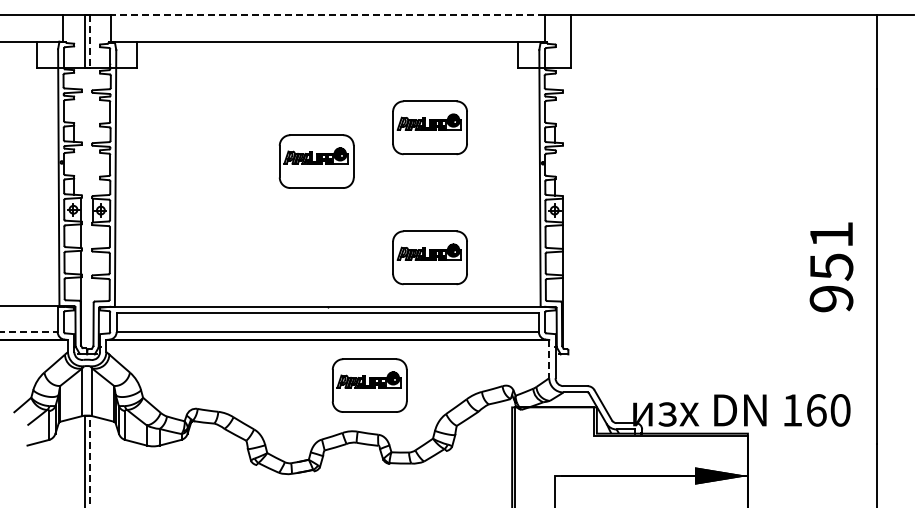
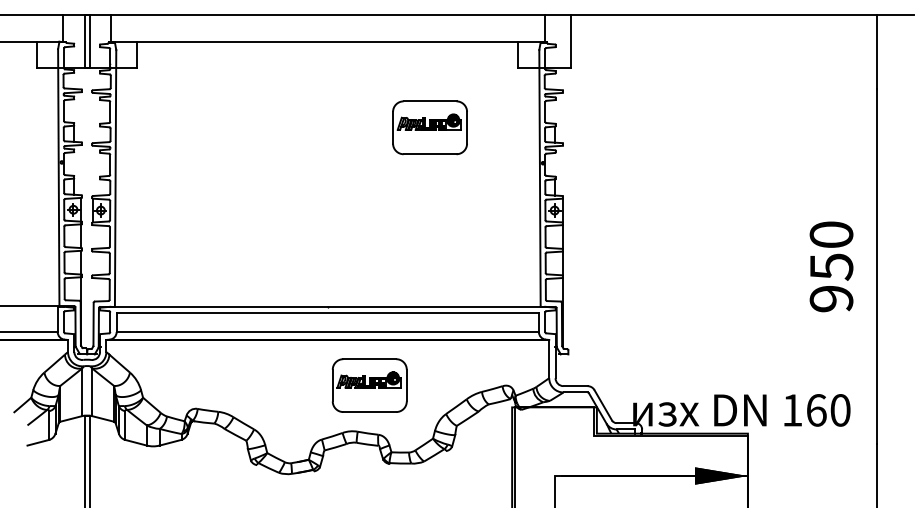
line: dashed -> solid (327, 15)
line: dashed -> solid (89, 42)
part: present -> none (316, 161)
text: 951 -> 950 (831, 234)
part: present -> none (429, 257)
line: dashed -> solid (29, 332)
line: dashed -> solid (549, 359)
line: dashed -> solid (89, 461)
